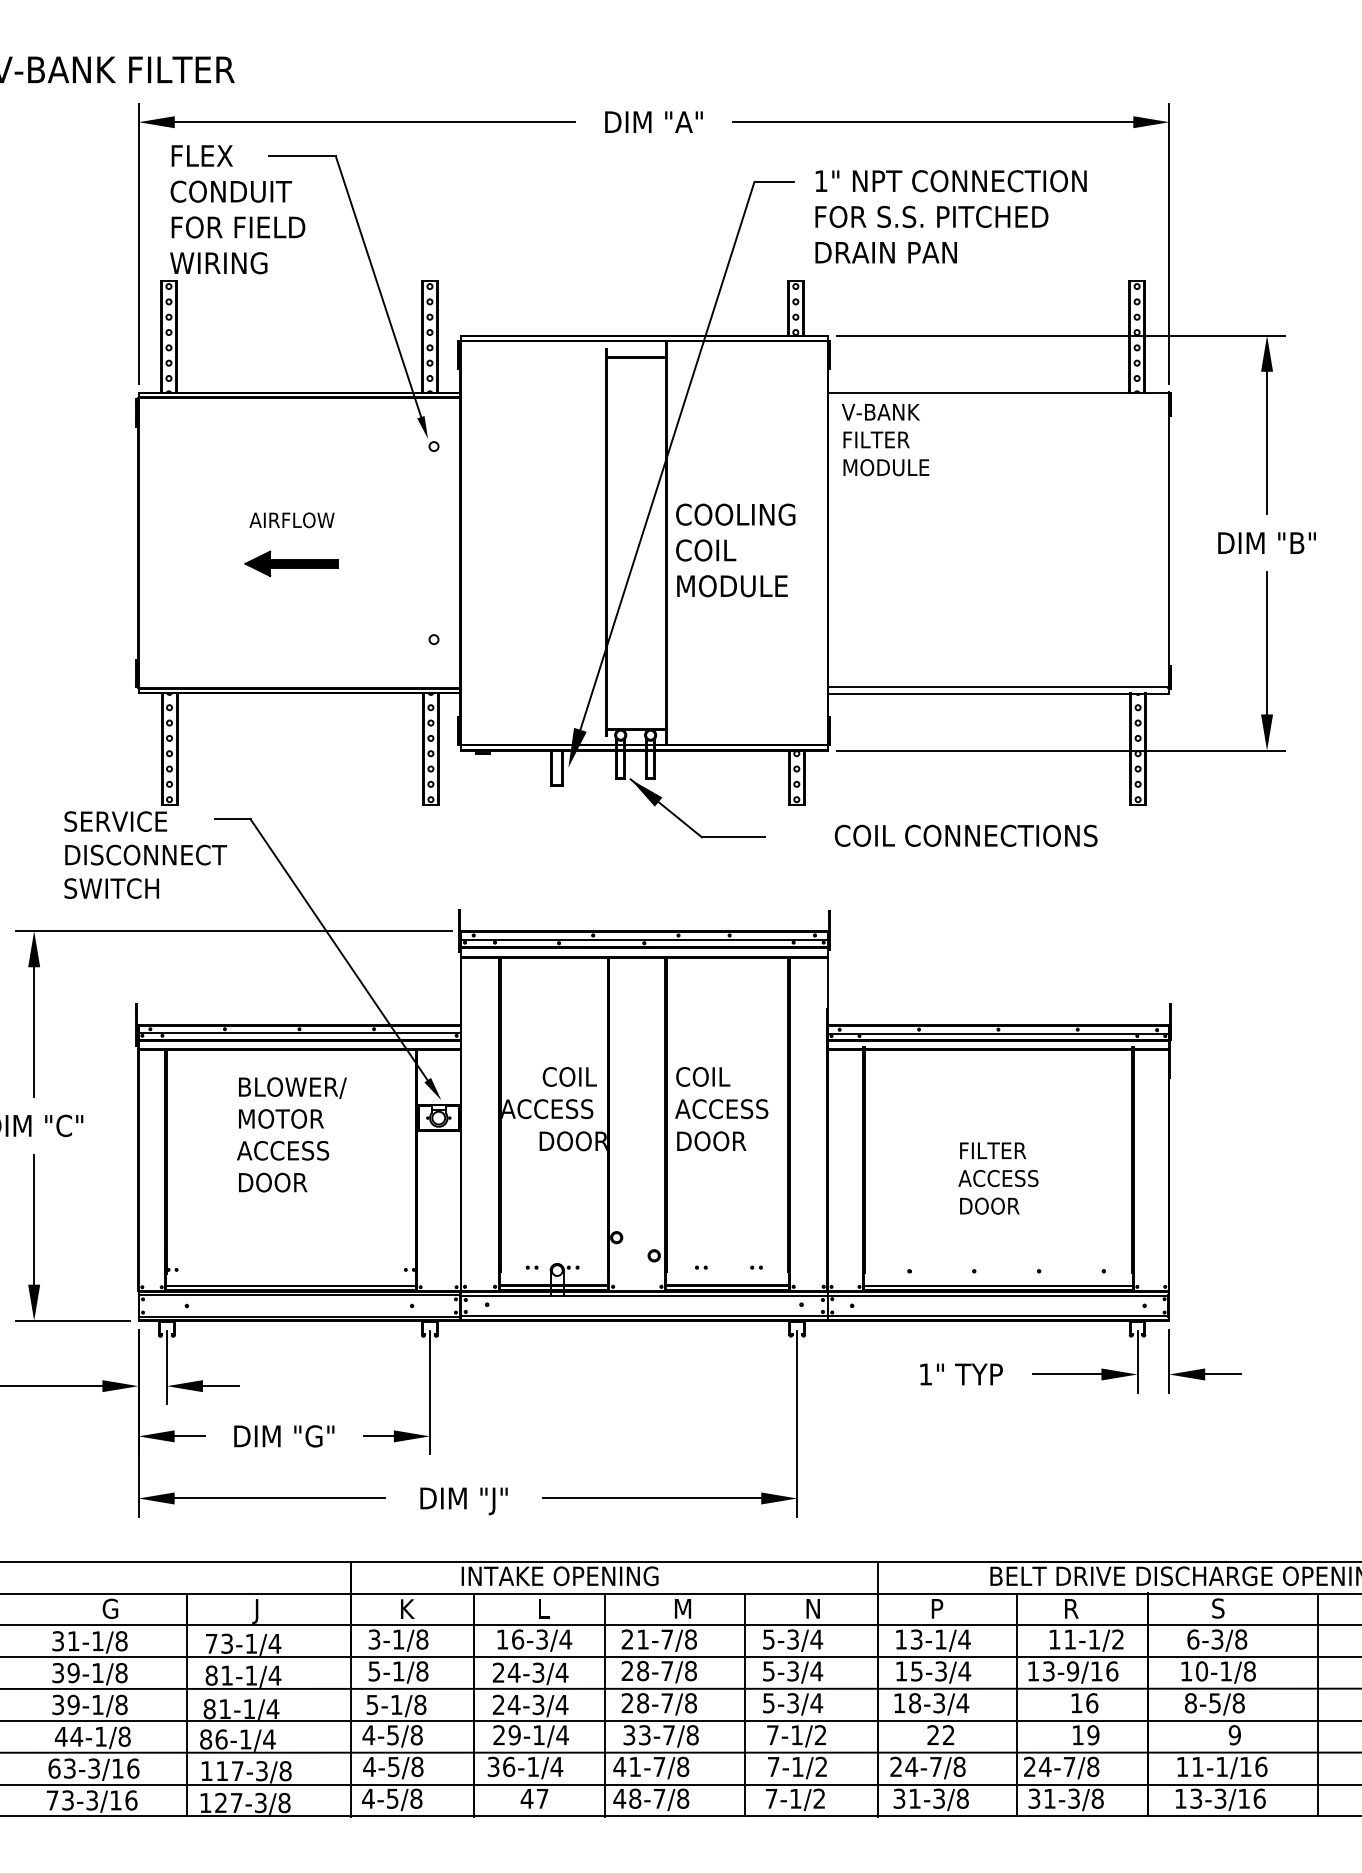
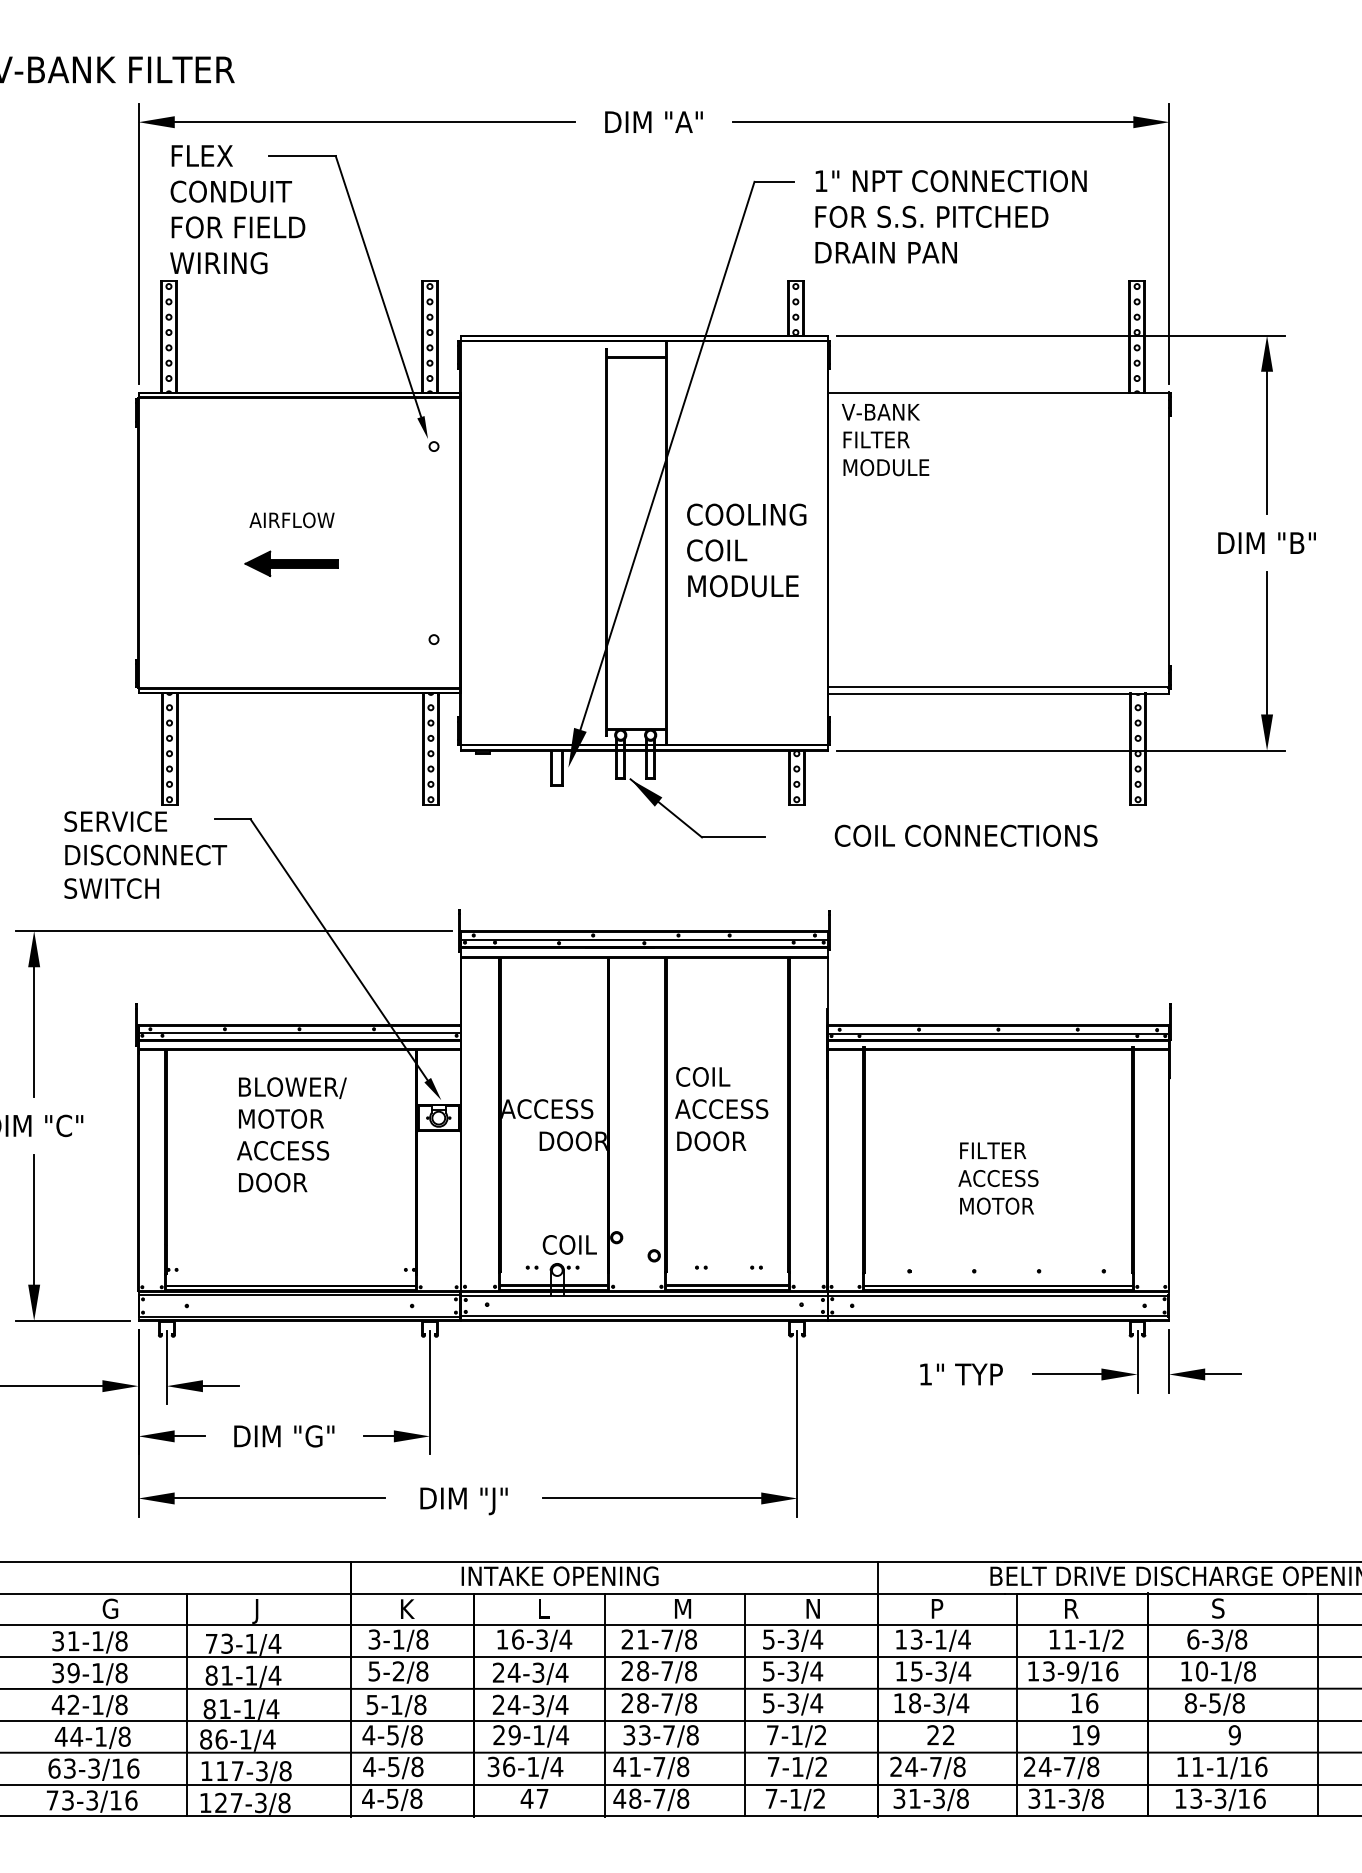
text position: (735, 550) -> (746, 550) (746, 550)
text position: (569, 1076) -> (569, 1244) (569, 1244)
text: DOOR -> MOTOR (997, 1205)
text: 5-1/8 -> 5-2/8 (398, 1671)
text: 39-1/8 -> 42-1/8 (65, 1704)
